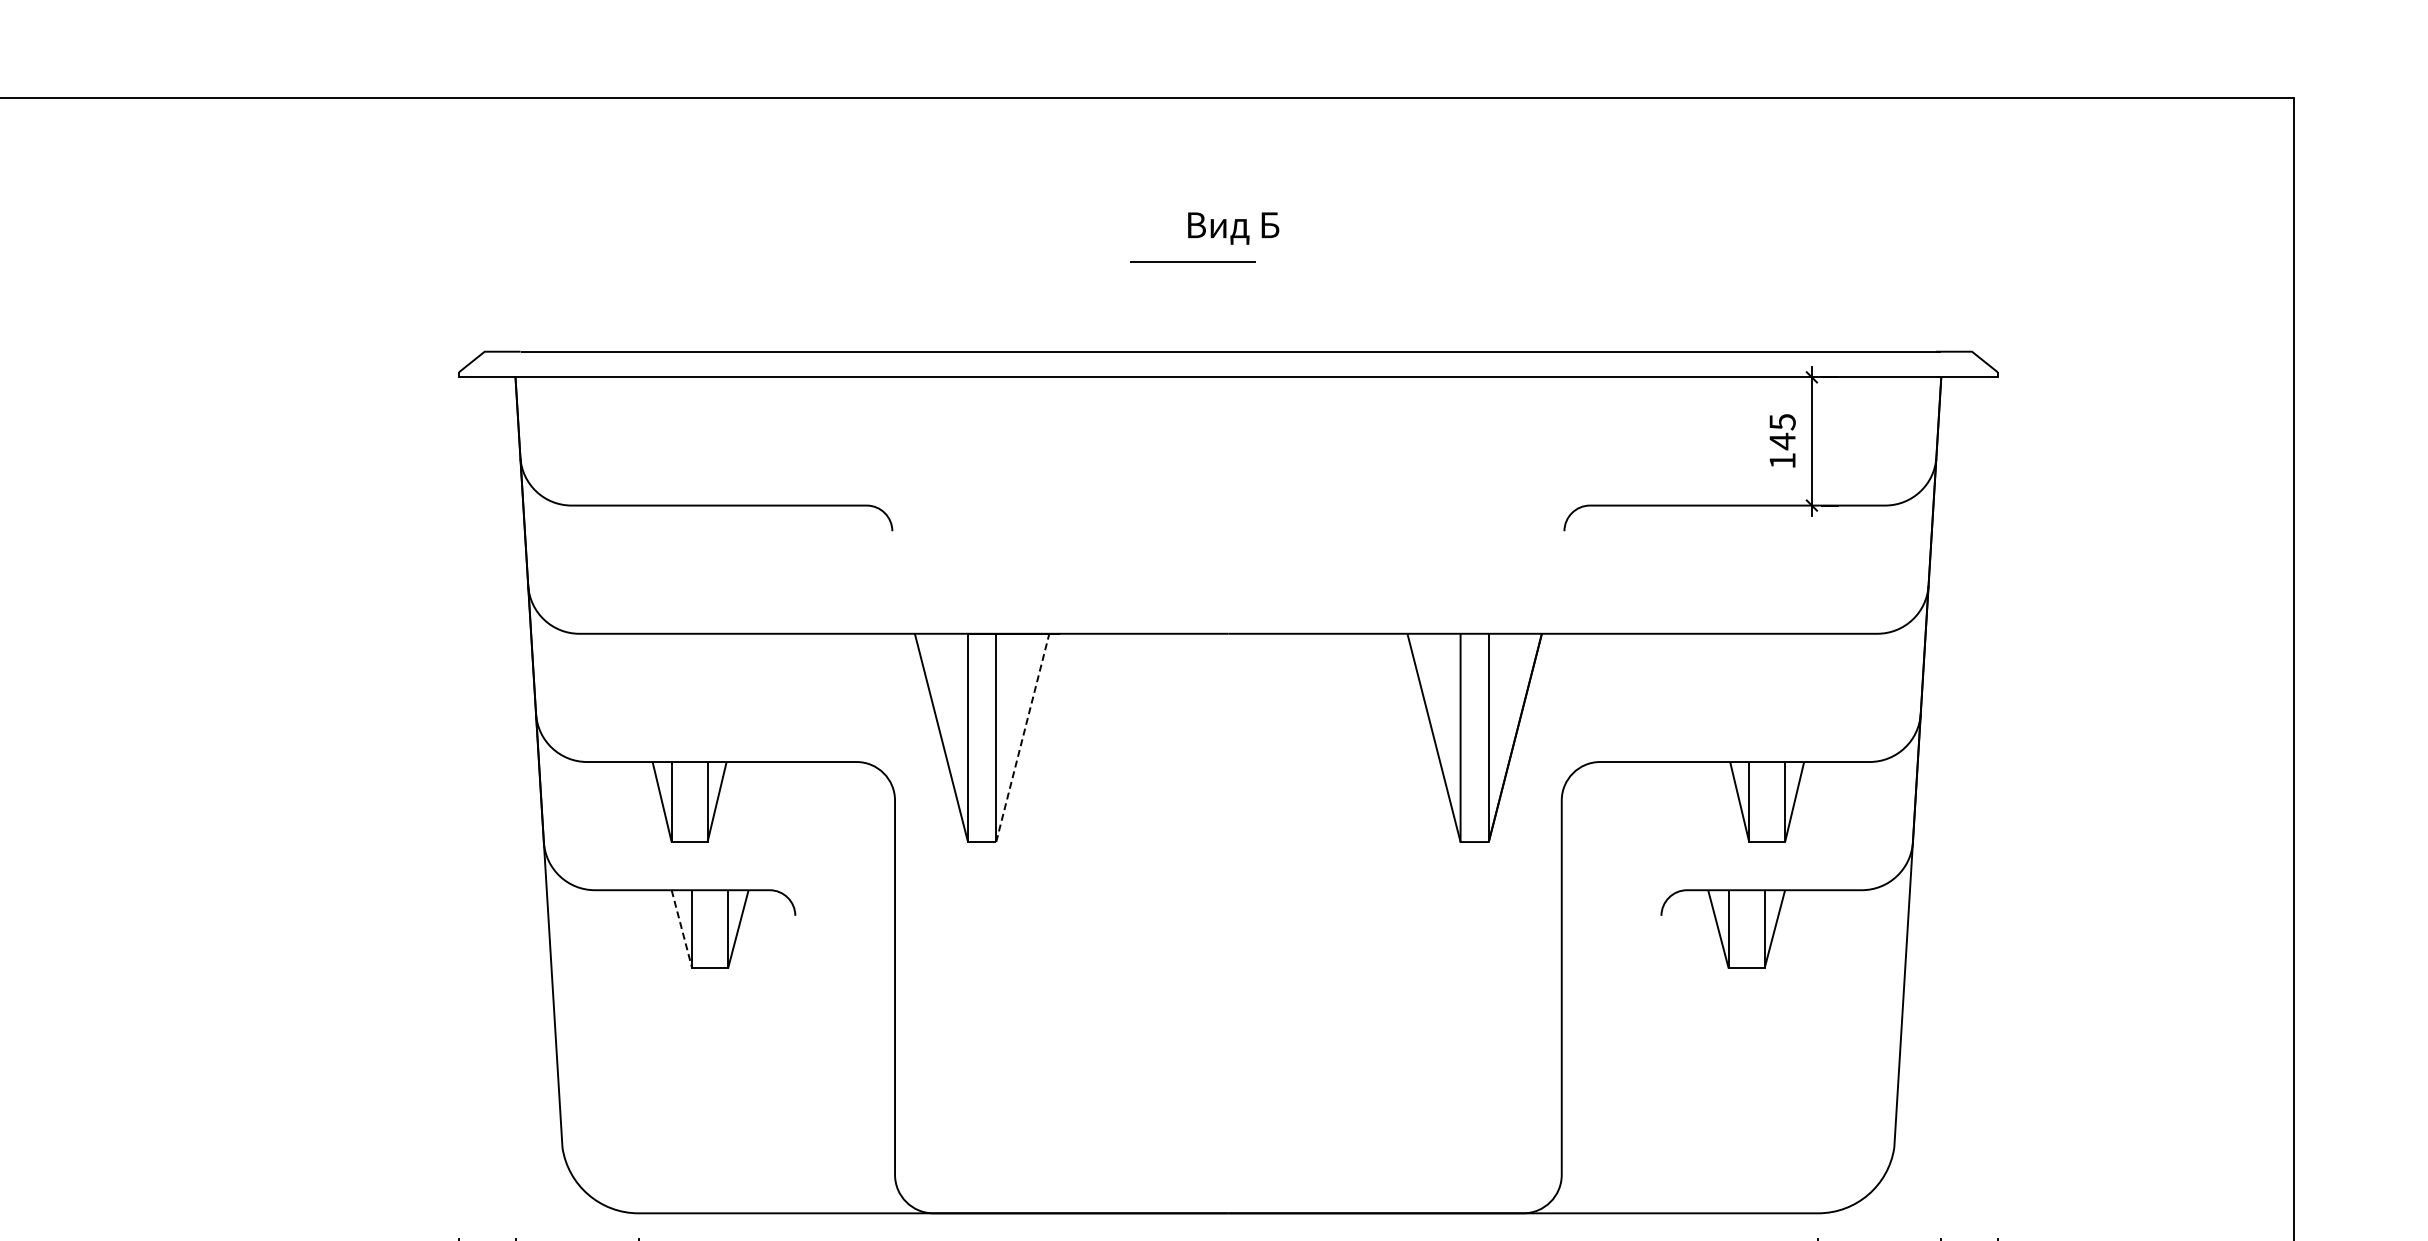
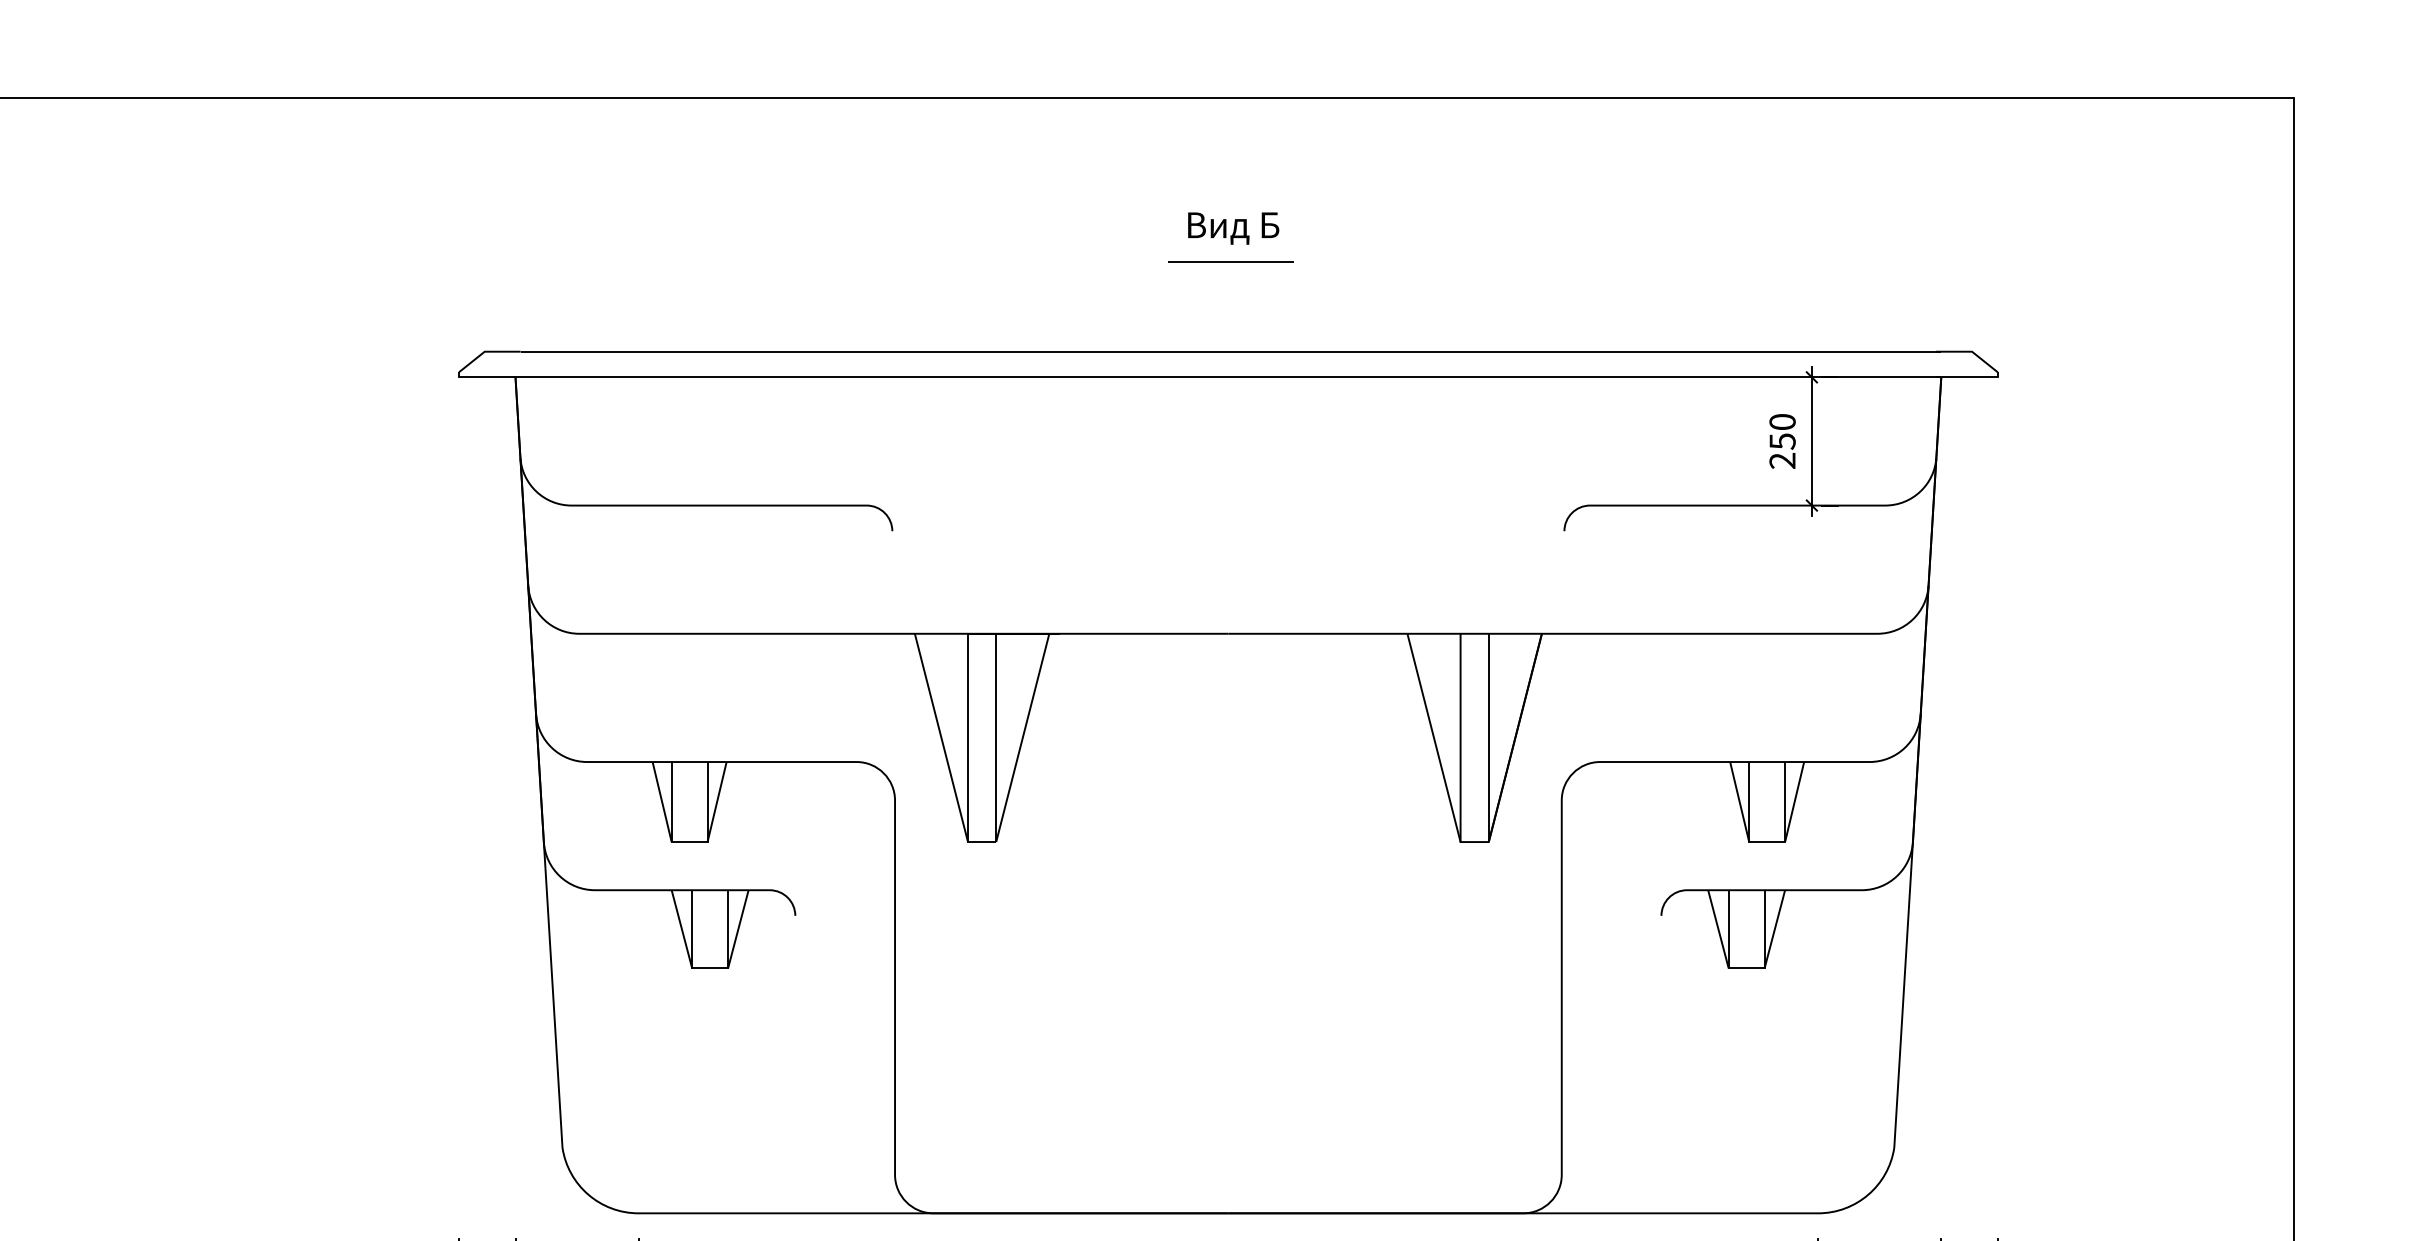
line position: (1192, 261) -> (1230, 261) (1230, 261)
text: 145 -> 250 (1782, 441)
line: dashed -> solid (1022, 737)
line: dashed -> solid (681, 928)
